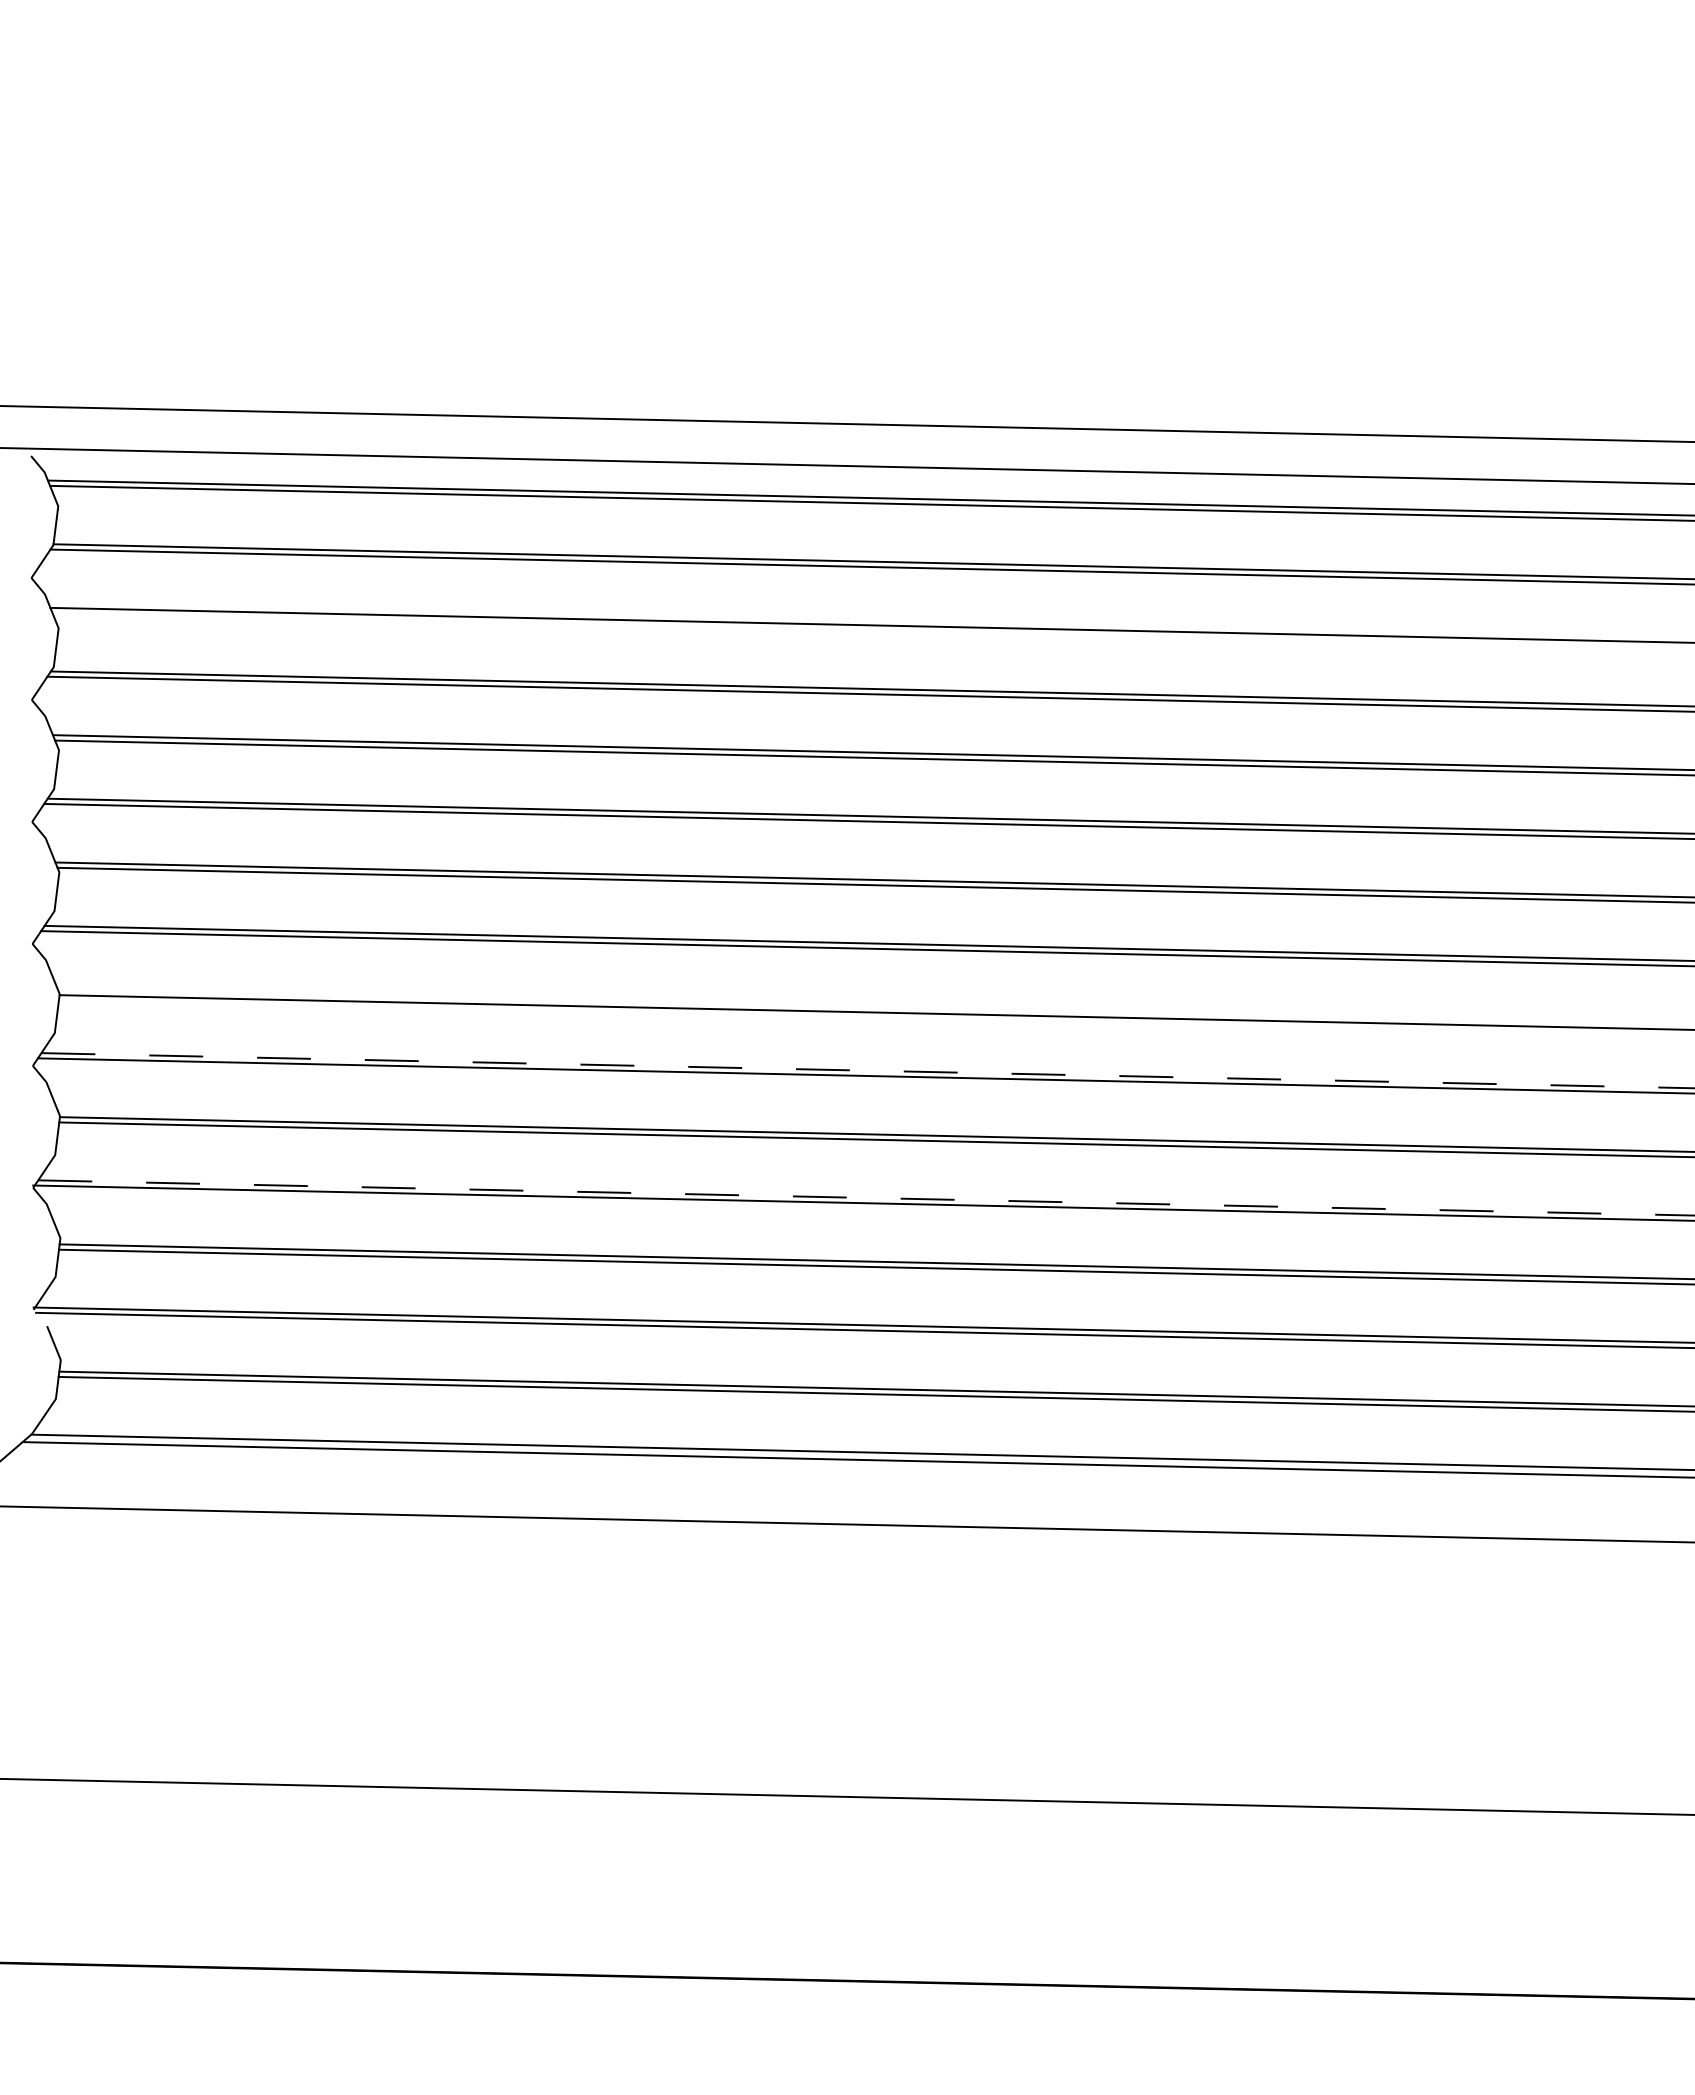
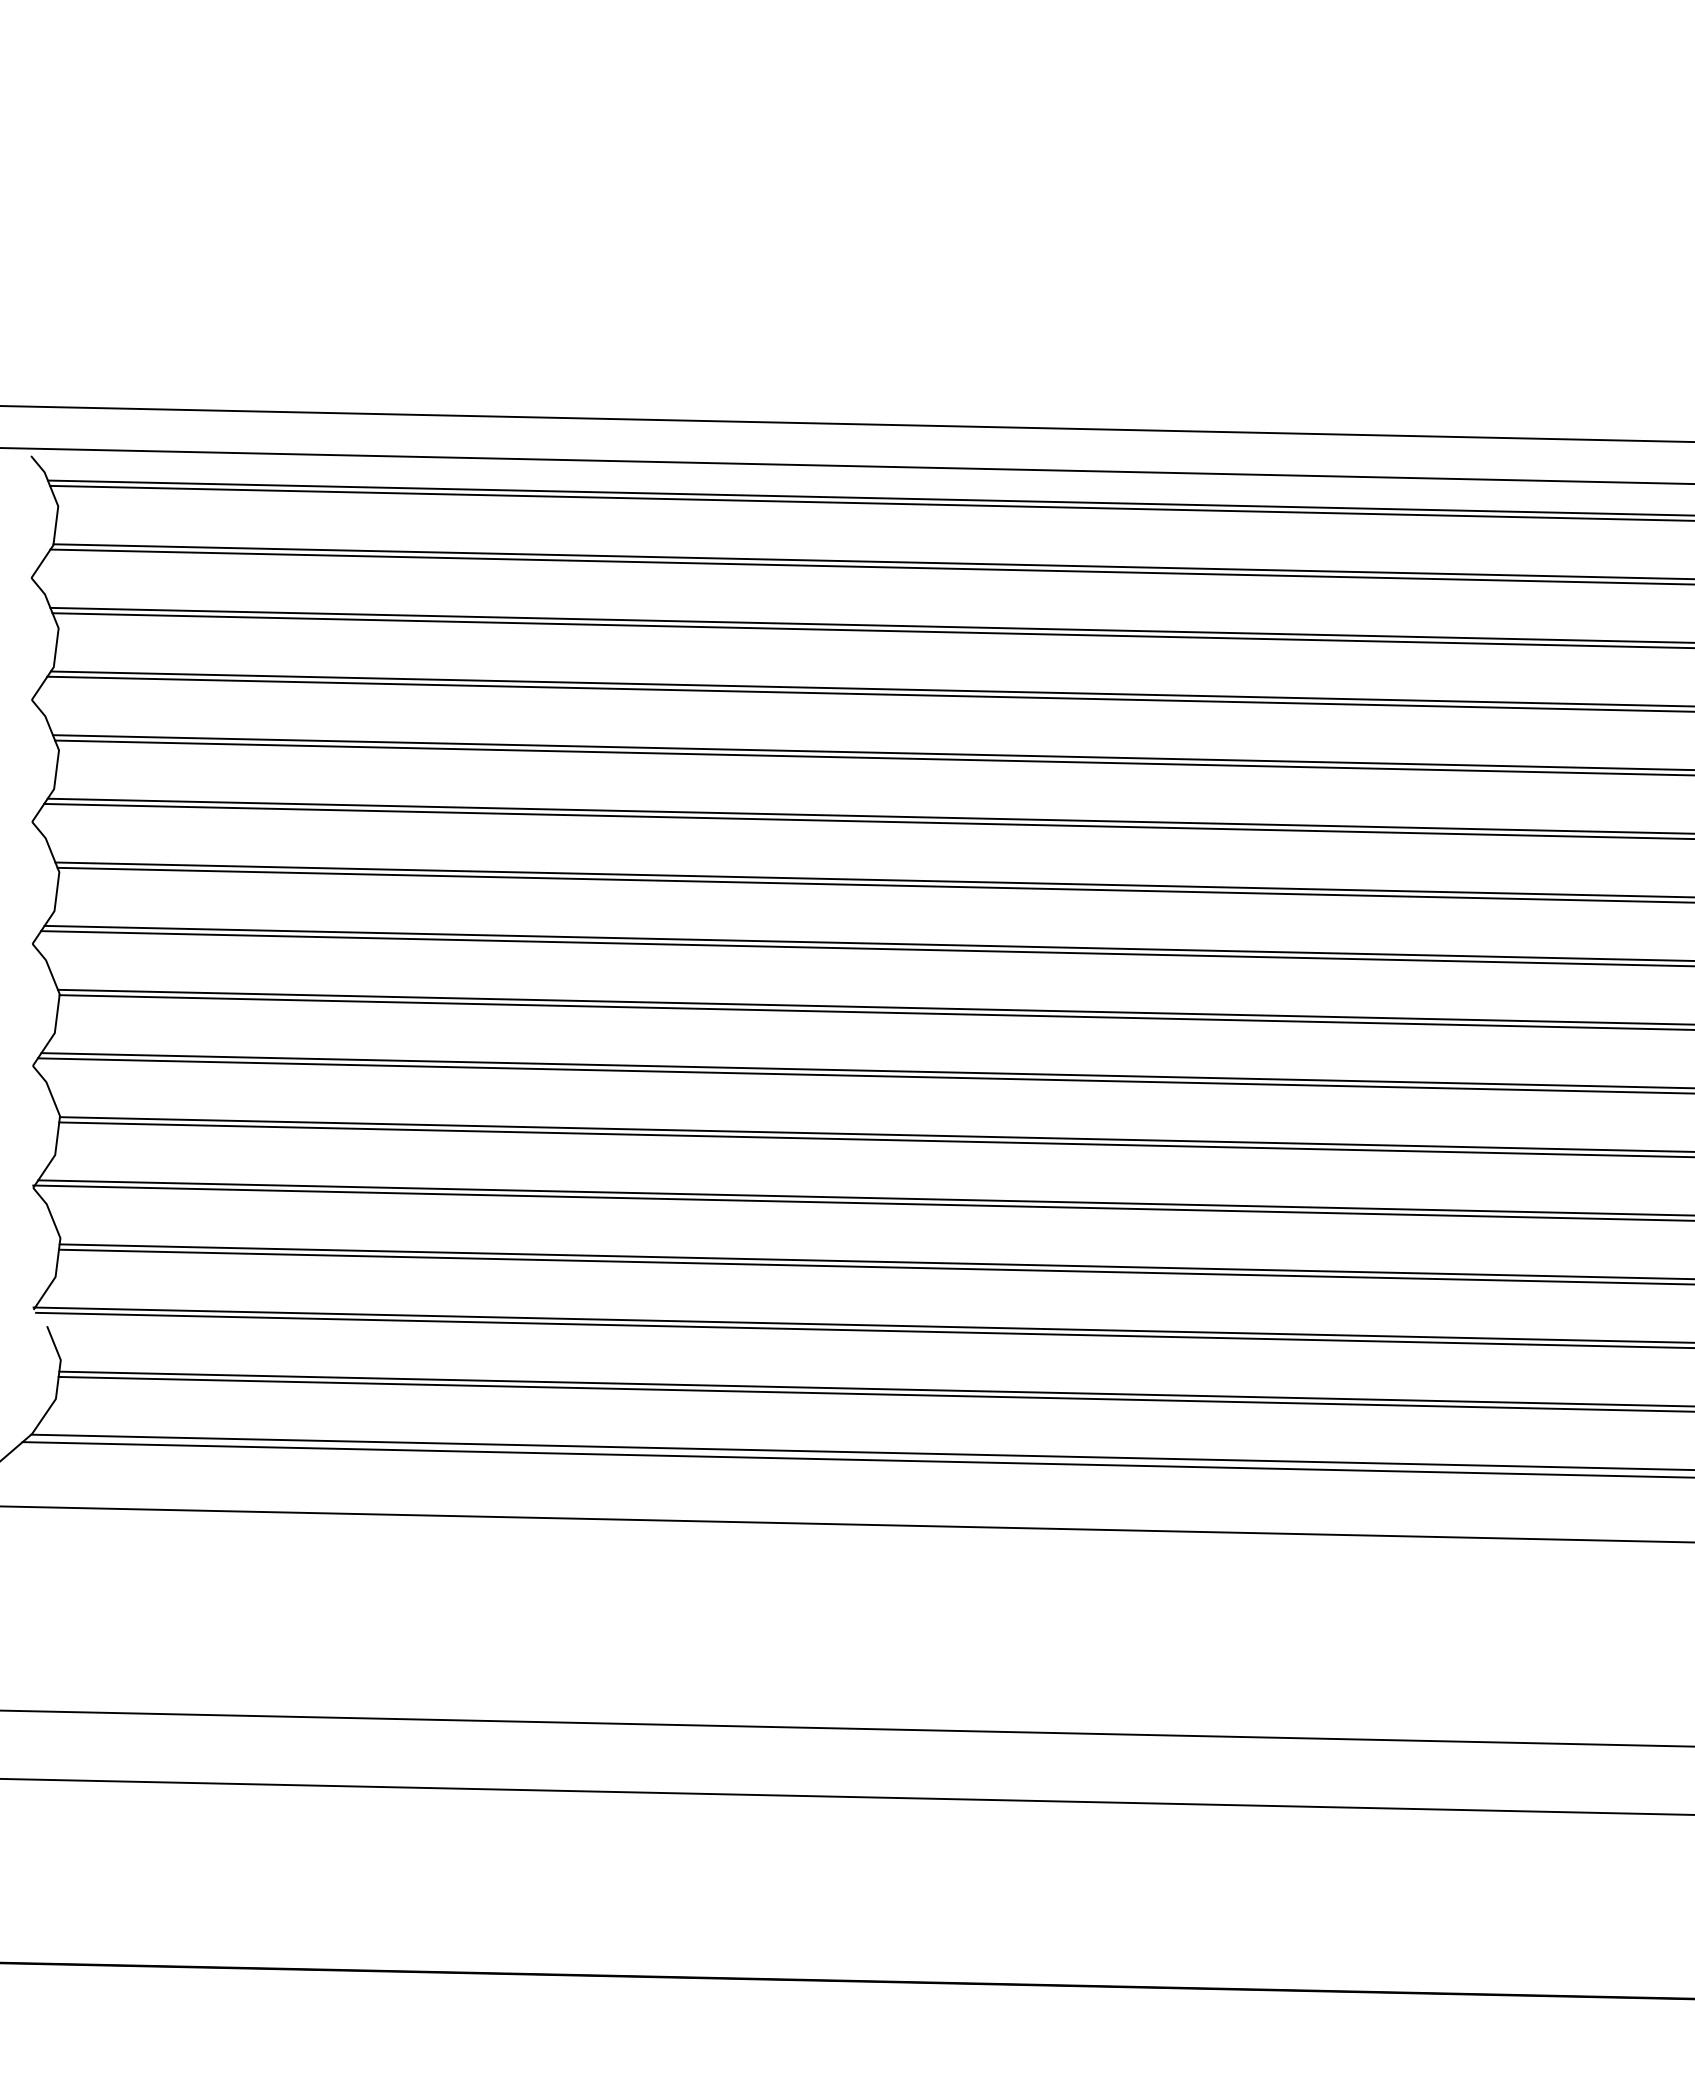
line: none -> present (871, 630)
line: none -> present (874, 1006)
line: dashed -> solid (868, 1070)
line: dashed -> solid (866, 1197)
line: none -> present (846, 1728)
